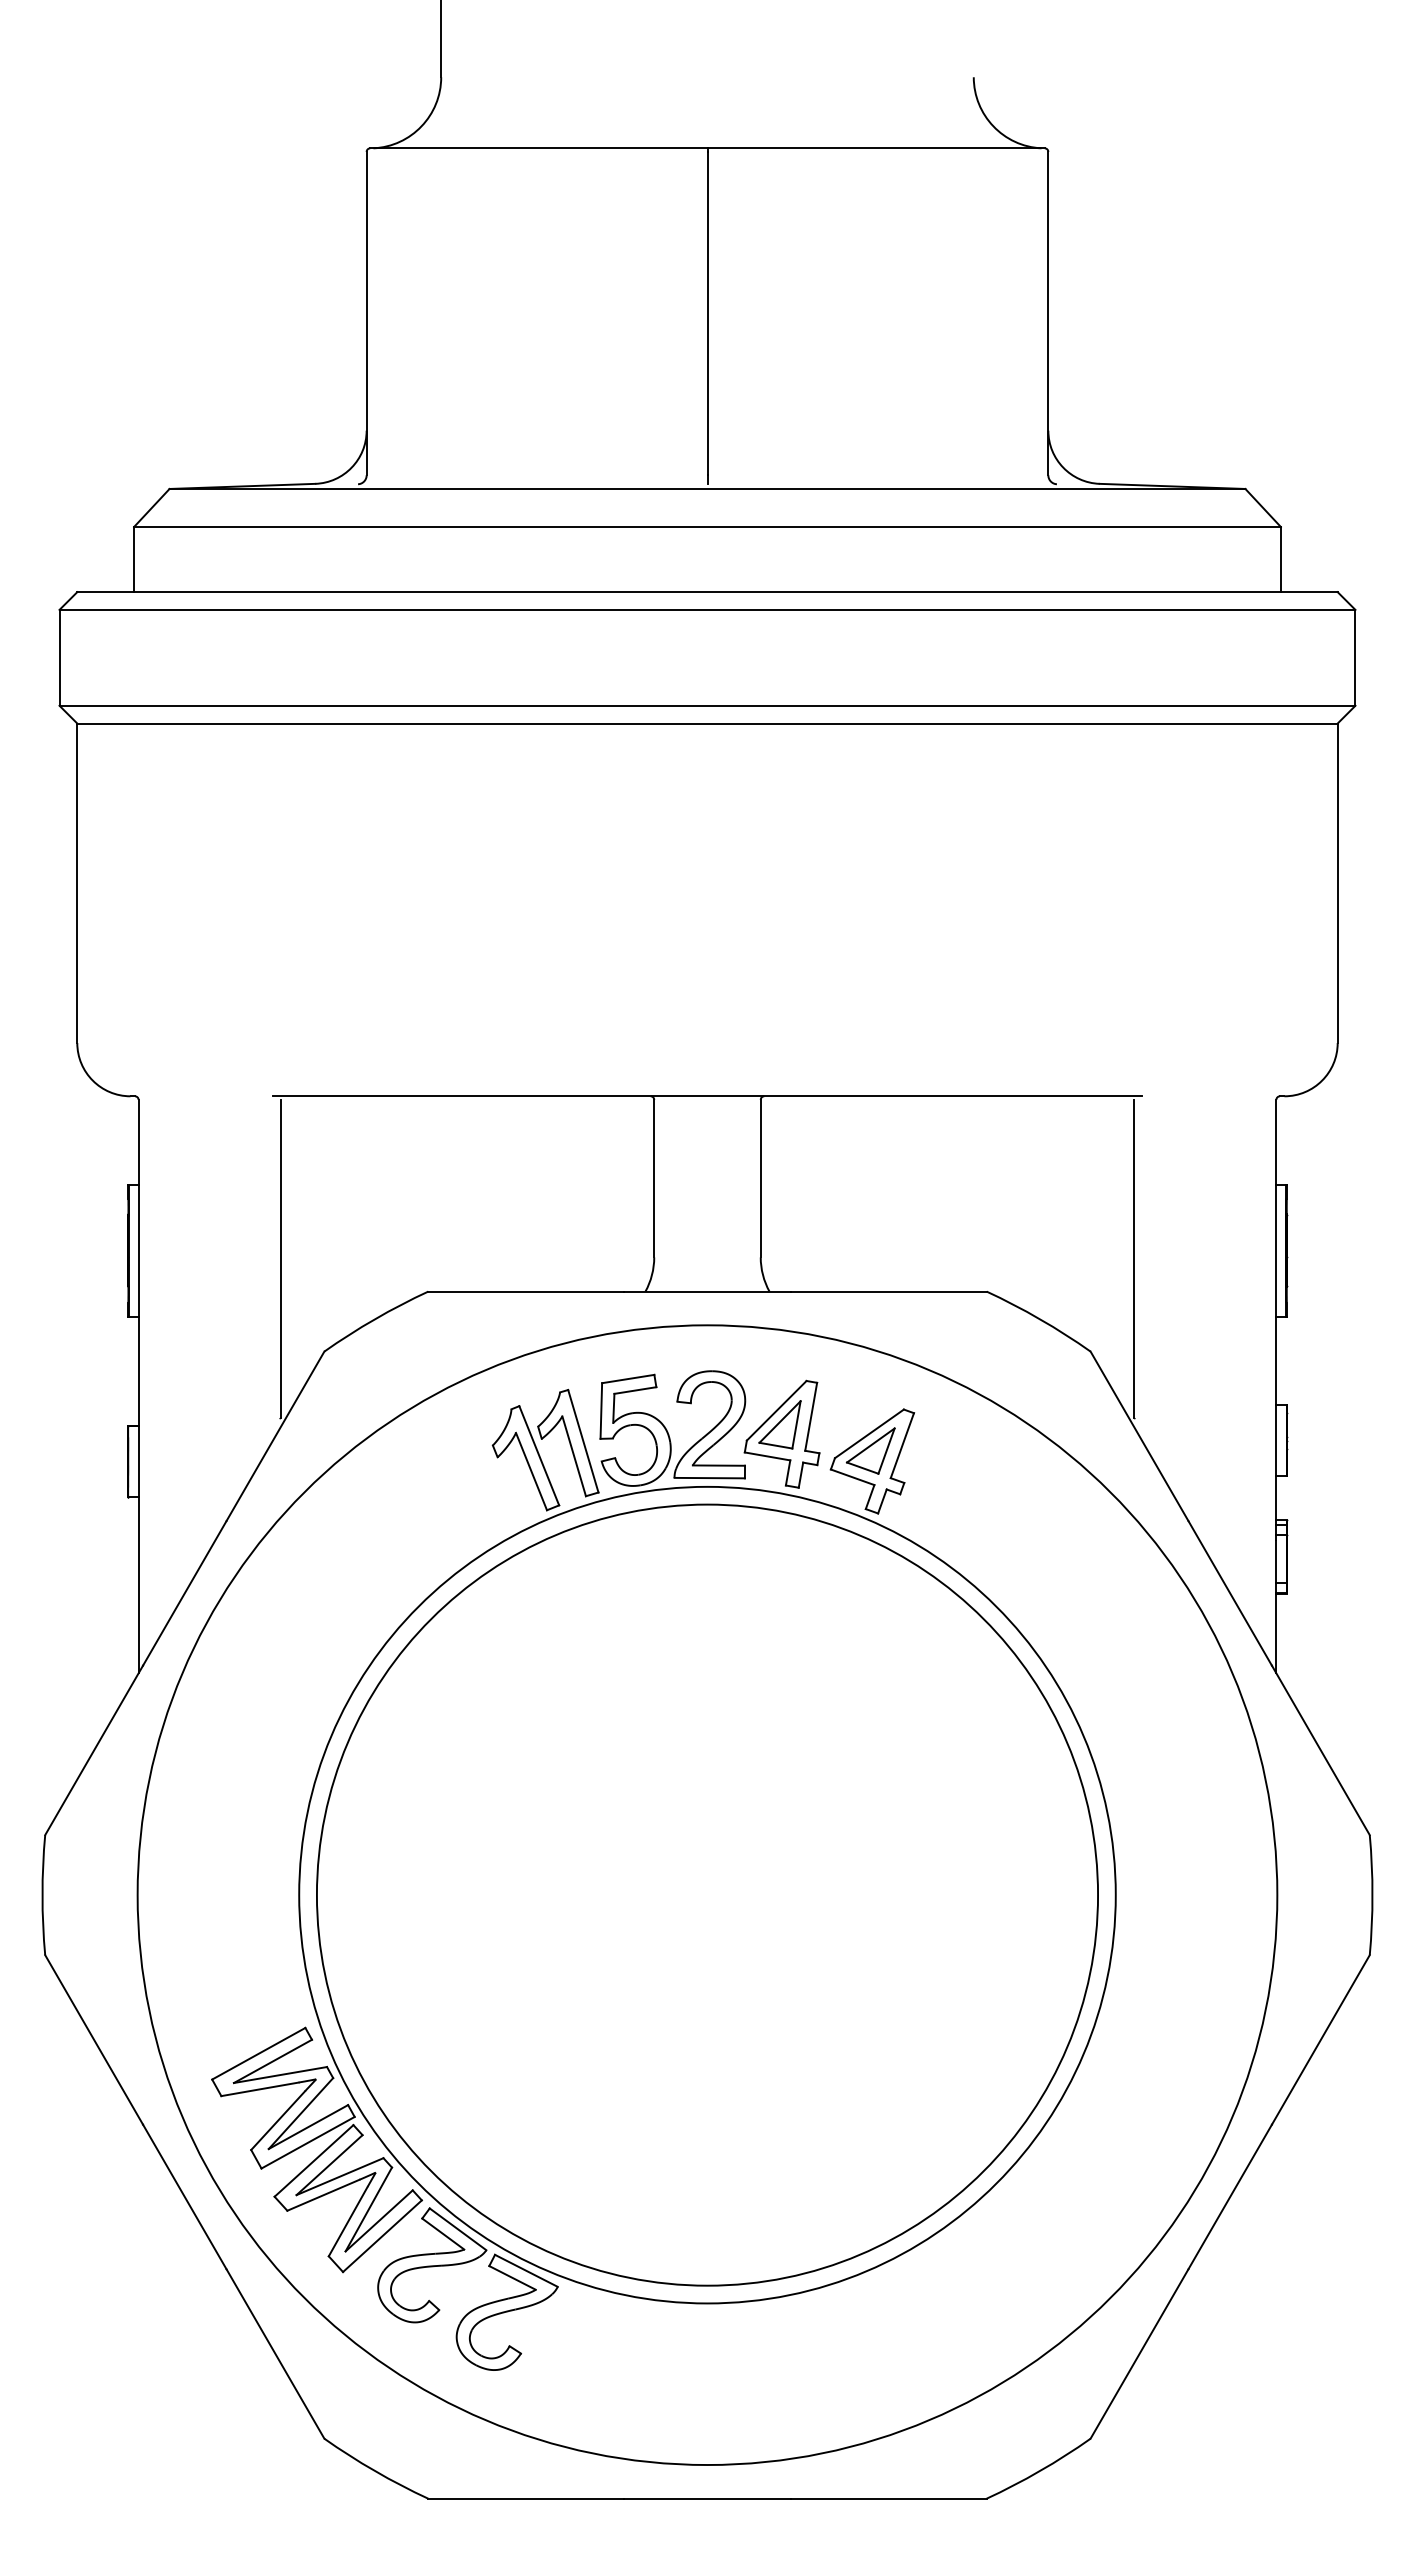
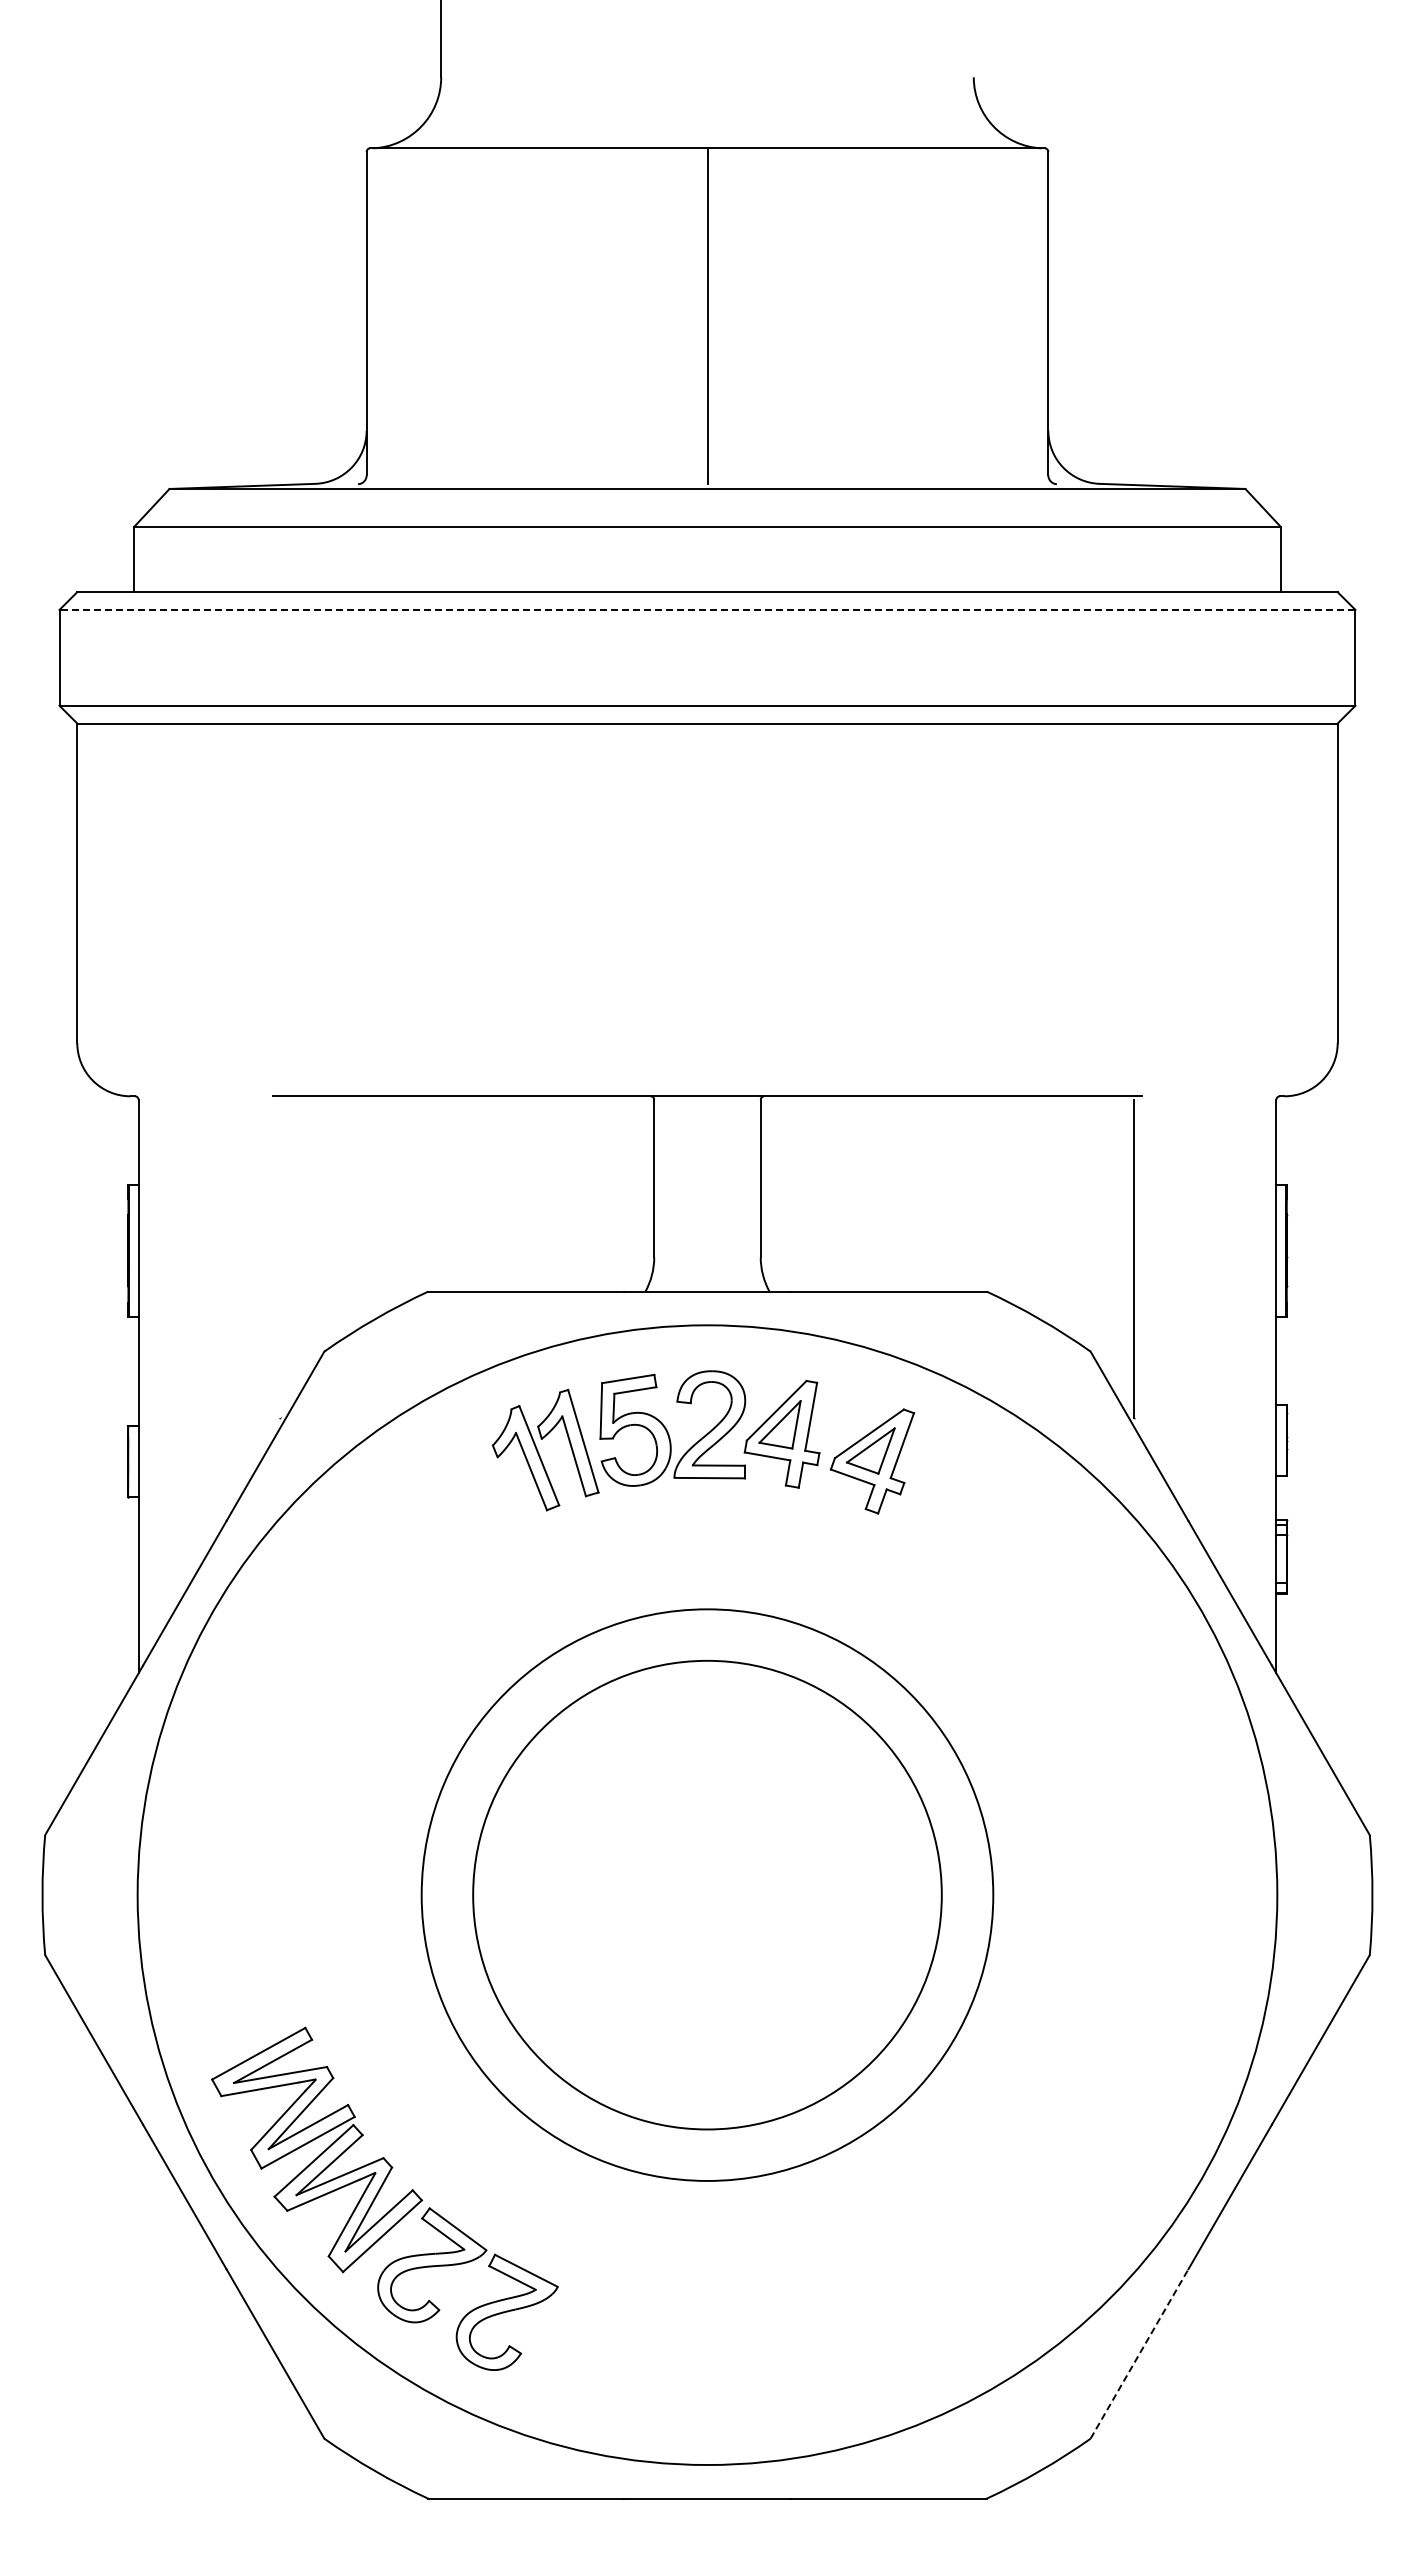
line: solid -> dashed (707, 609)
line: present -> none (280, 1258)
circle diameter: 781 px -> 469 px (707, 1894)
circle diameter: 817 px -> 572 px (707, 1894)
line: solid -> dashed (1139, 2353)
